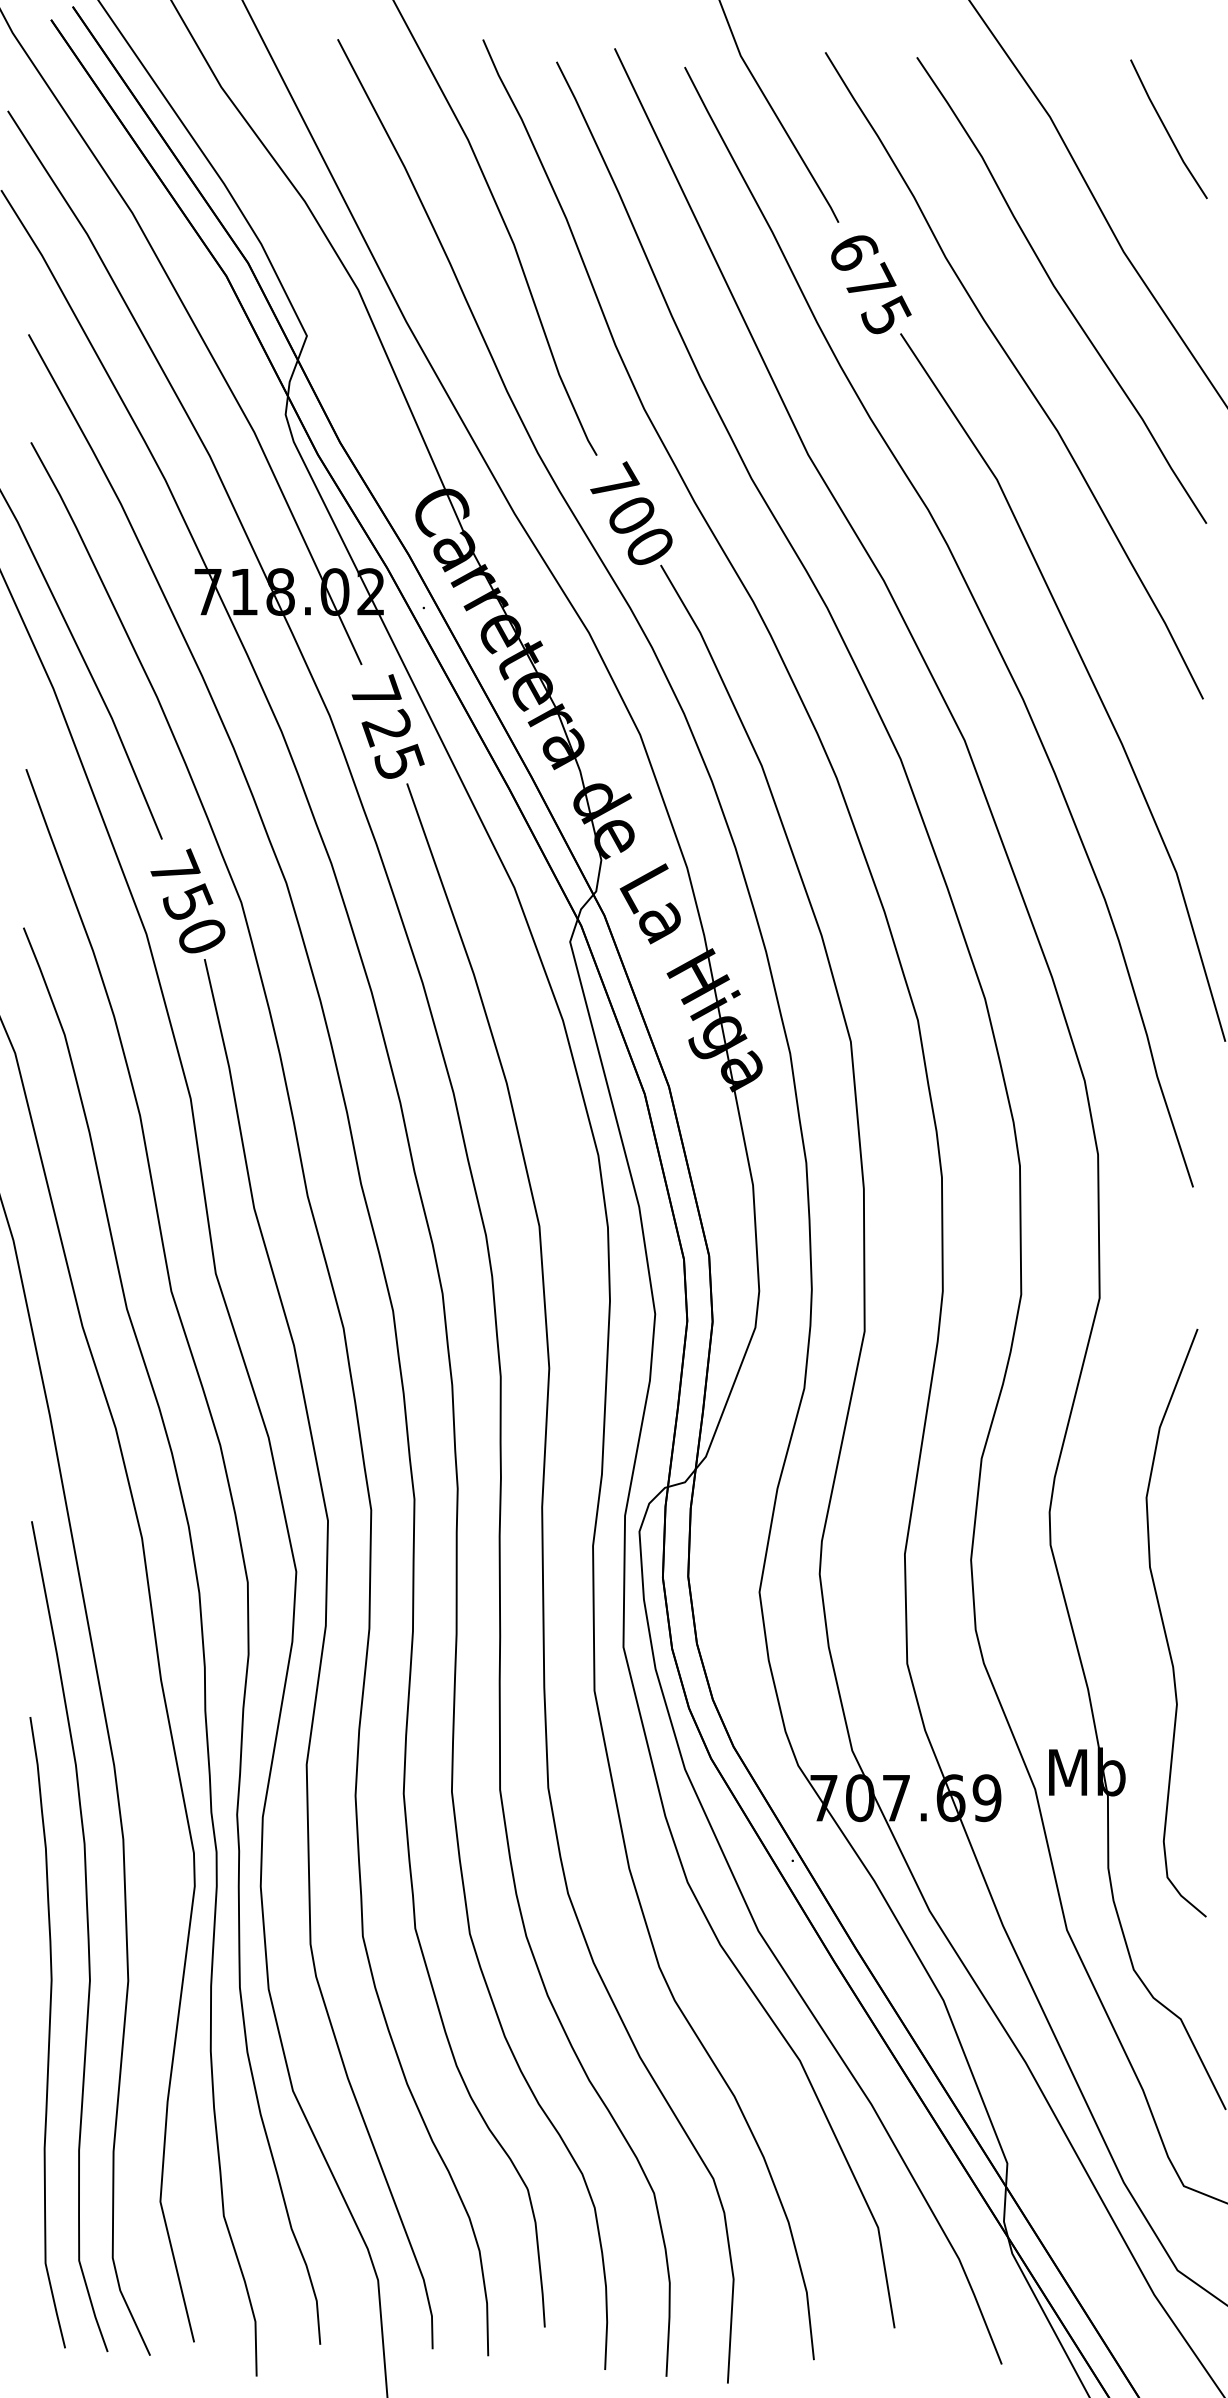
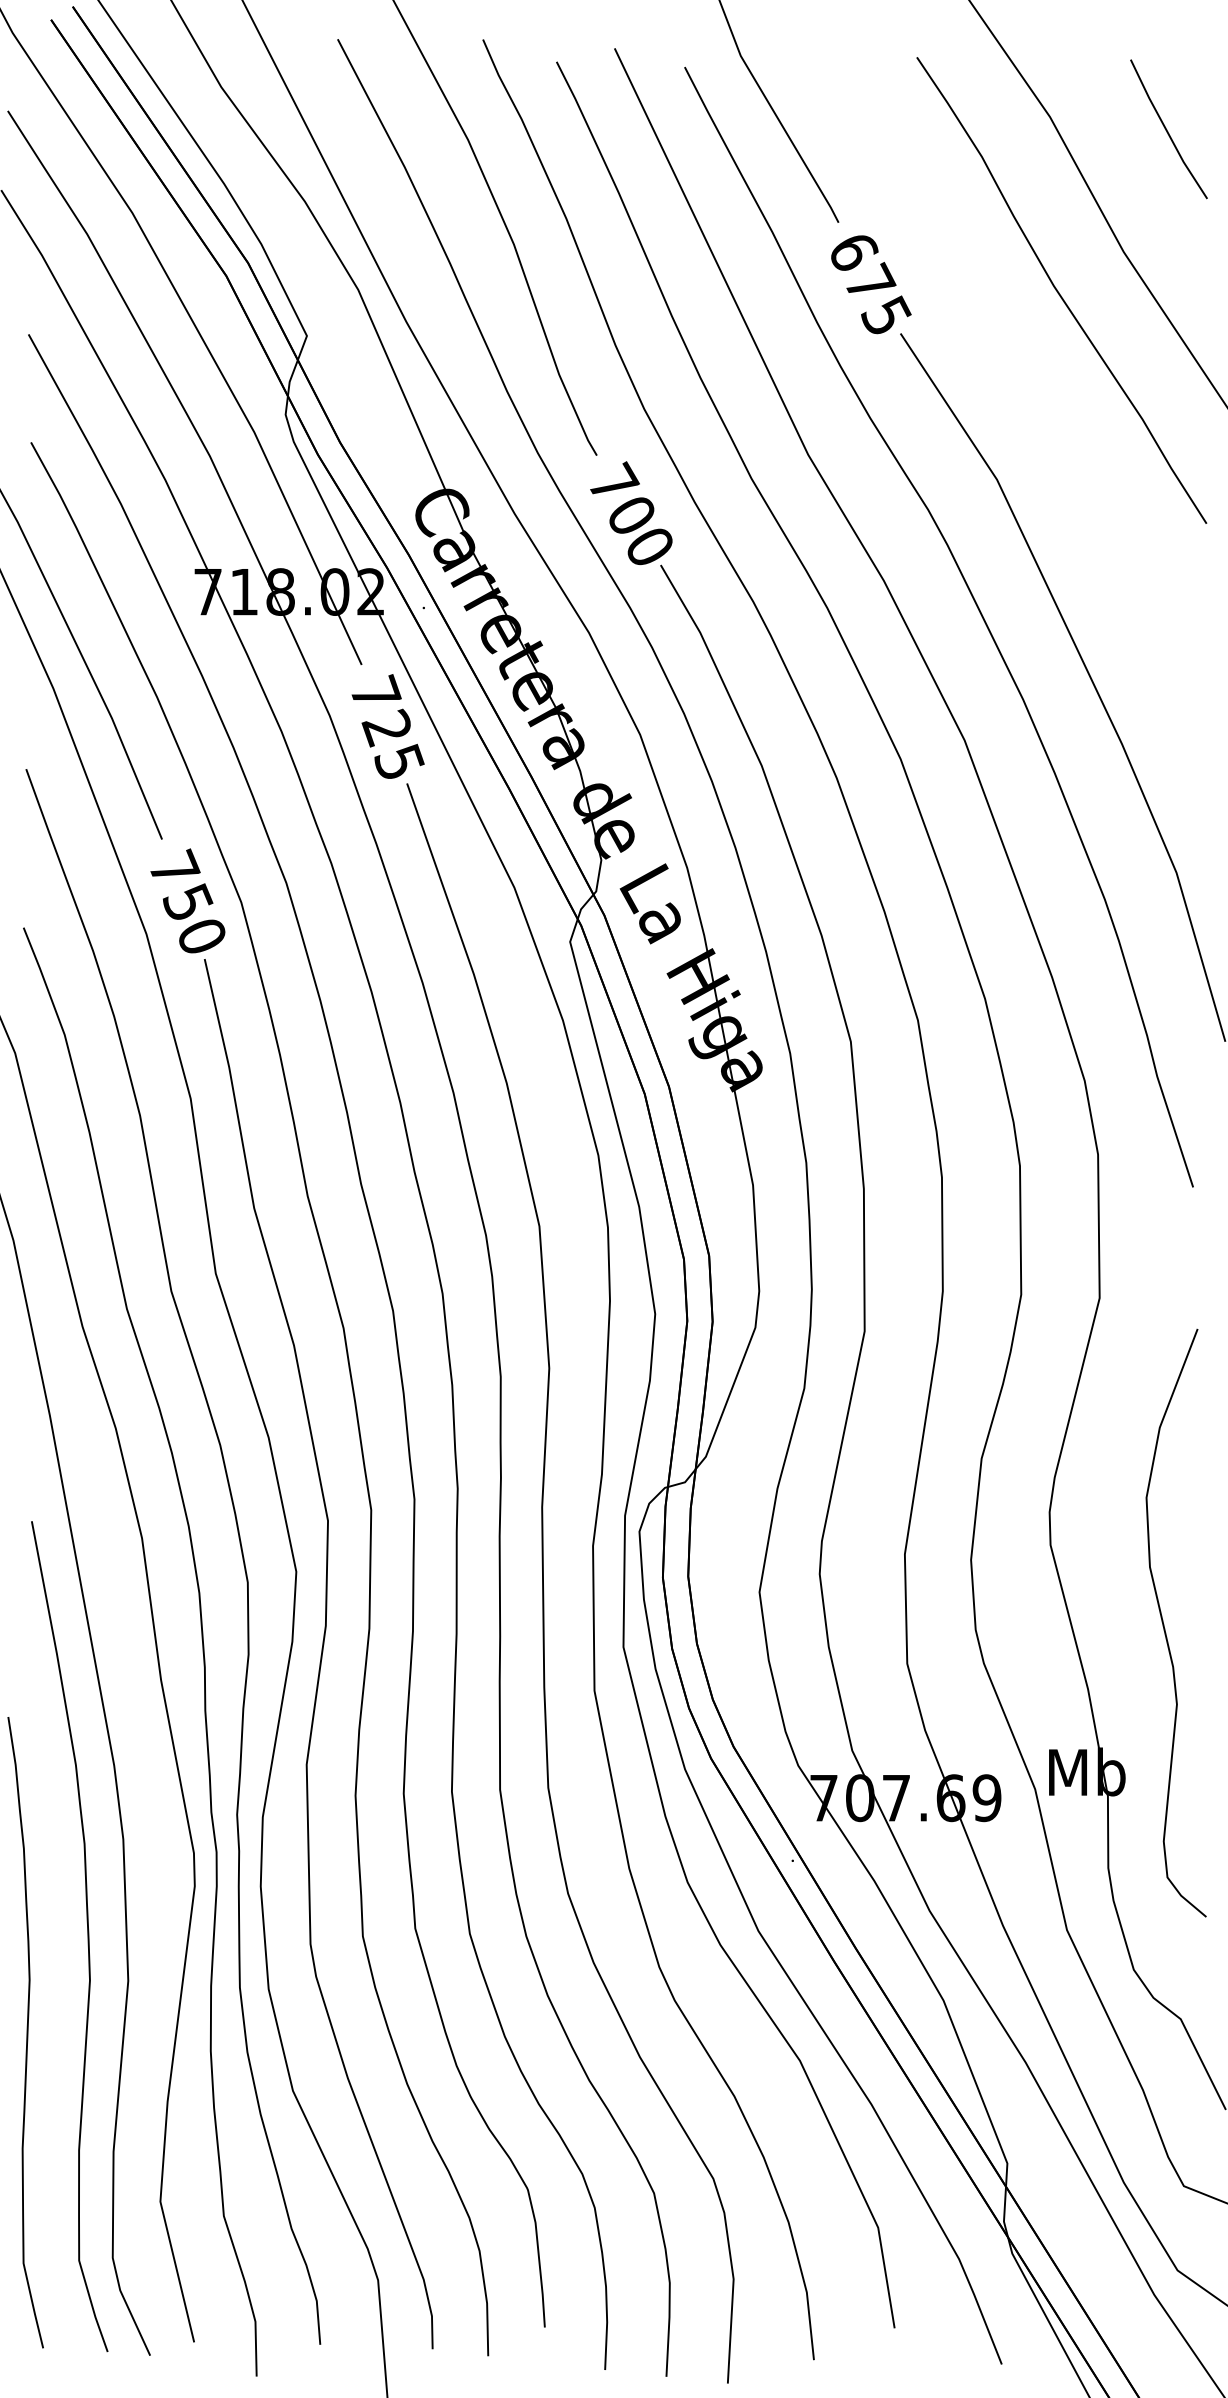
curve: present -> none (1018, 374)
curve position: (48, 2032) -> (26, 2032) (26, 2032)
